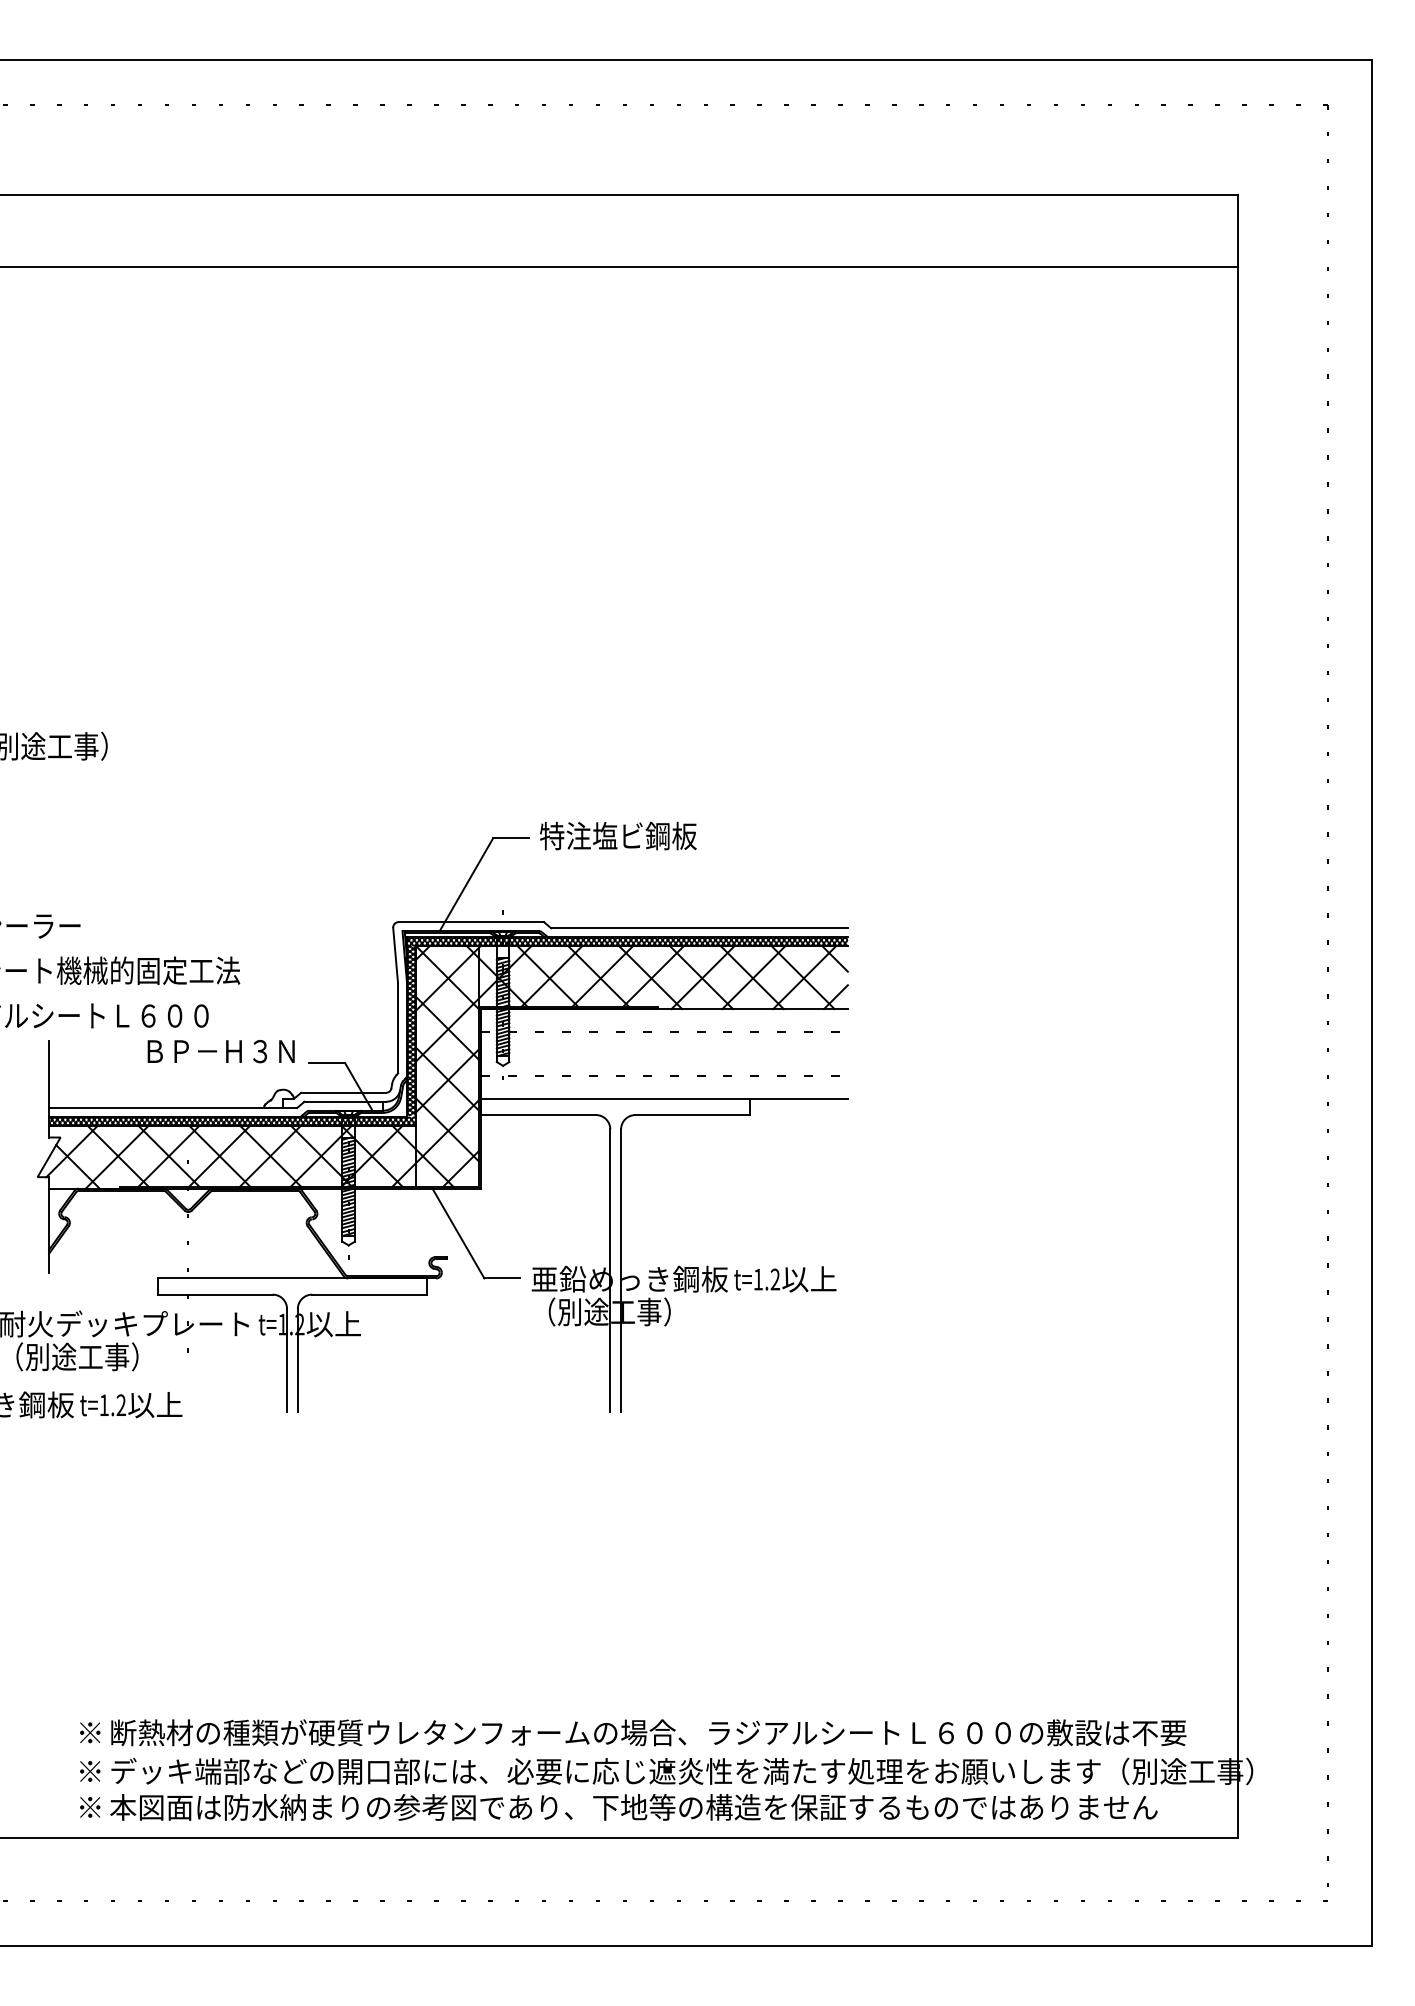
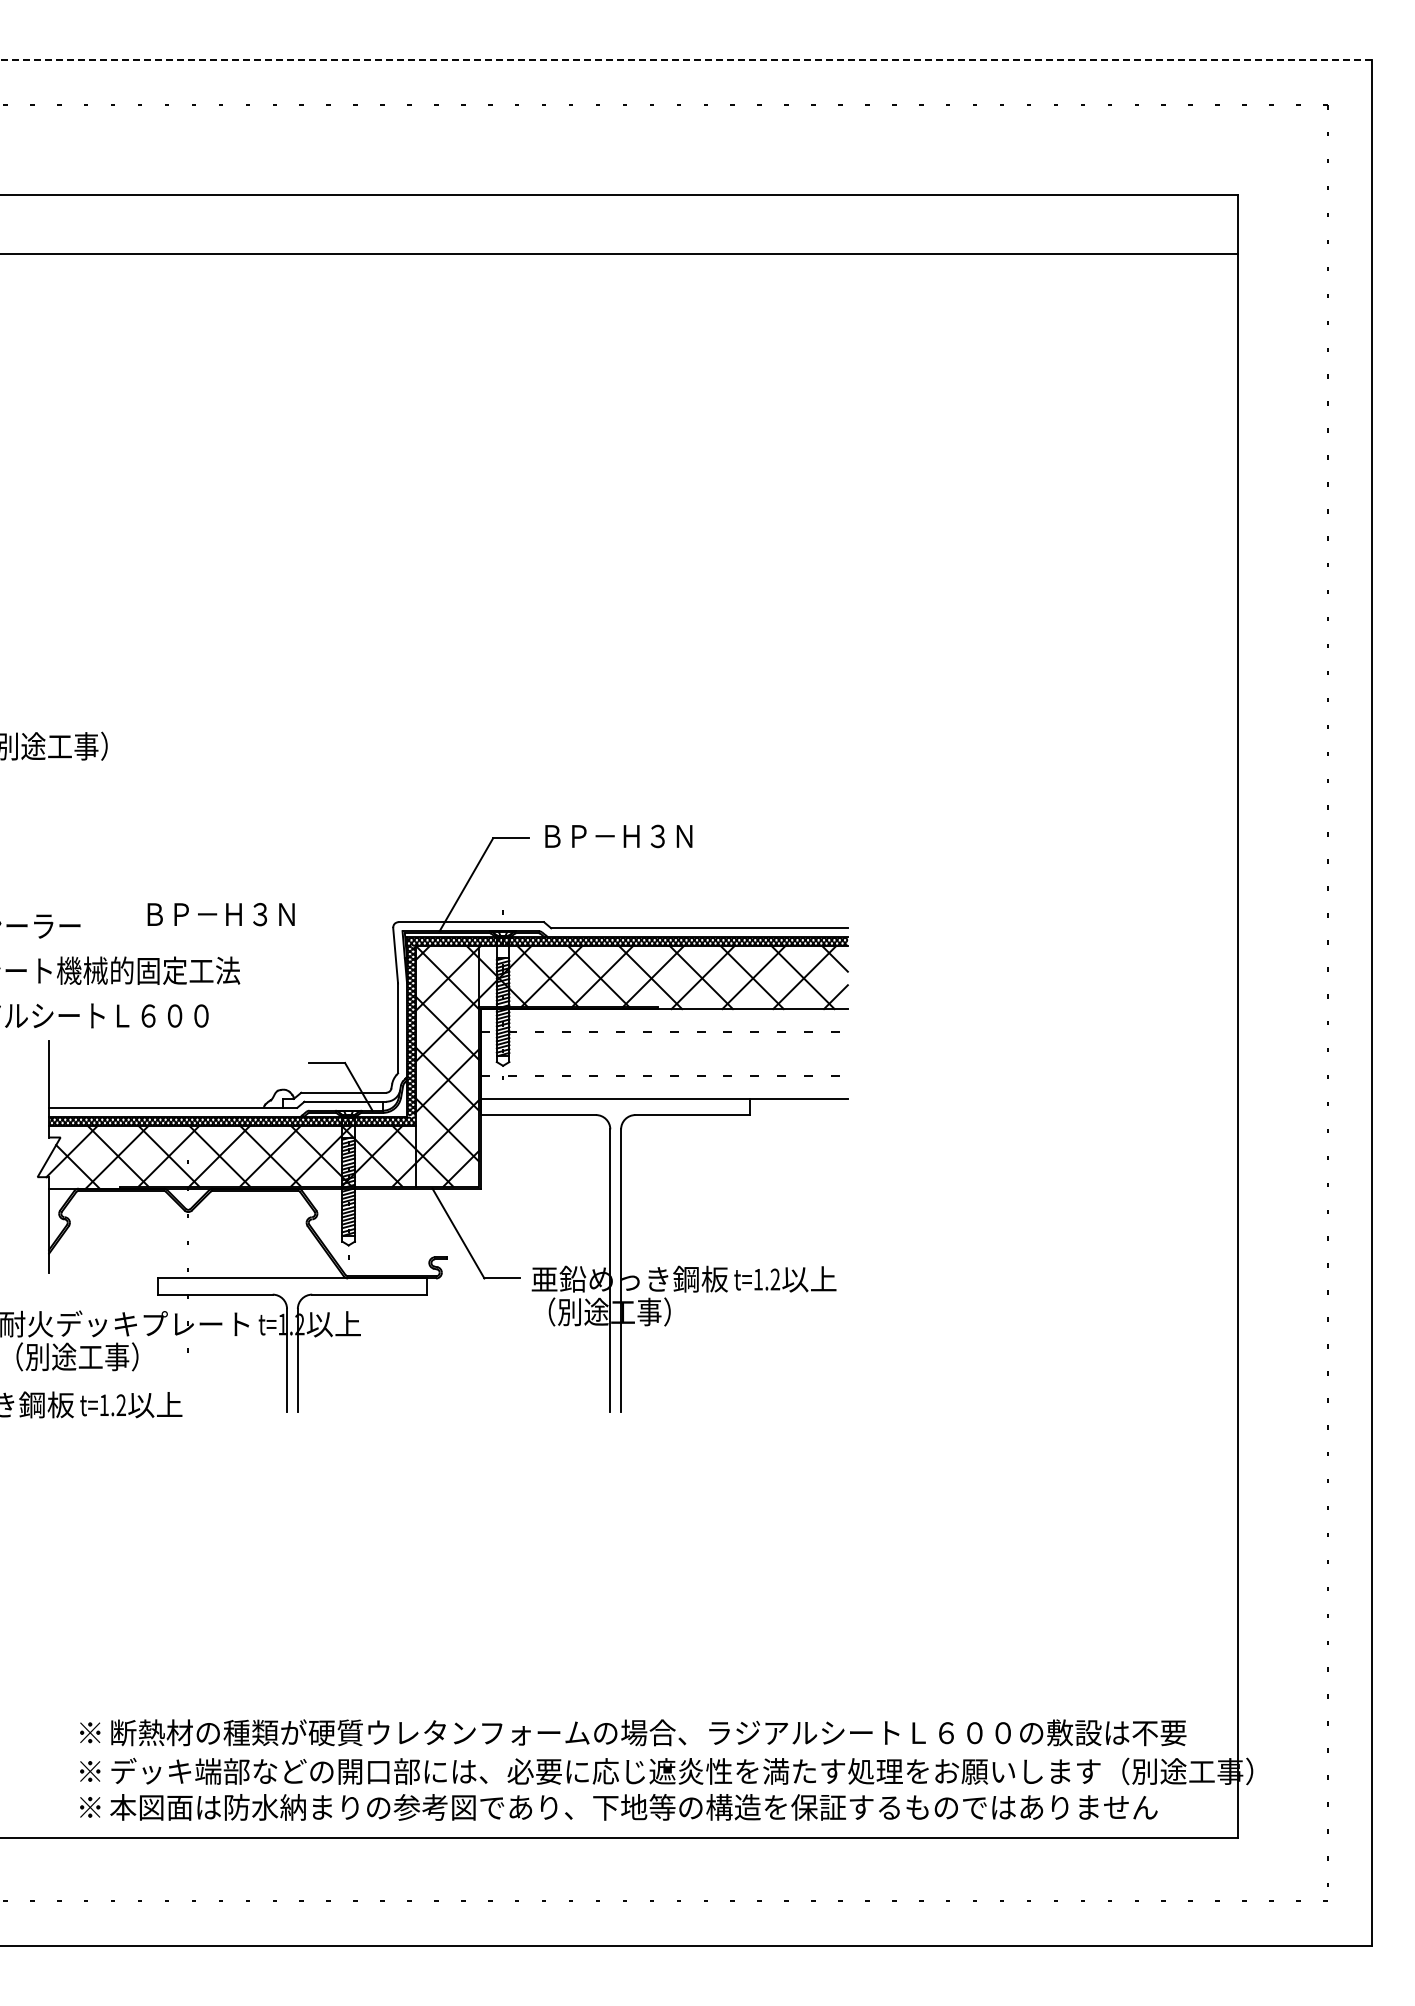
line: solid -> dashed (686, 60)
line position: (619, 266) -> (619, 253) (619, 253)
text: 特注塩ビ鋼板 -> ＢＰ－Ｈ３Ｎ (618, 835)
text position: (220, 1051) -> (220, 914) (220, 914)
